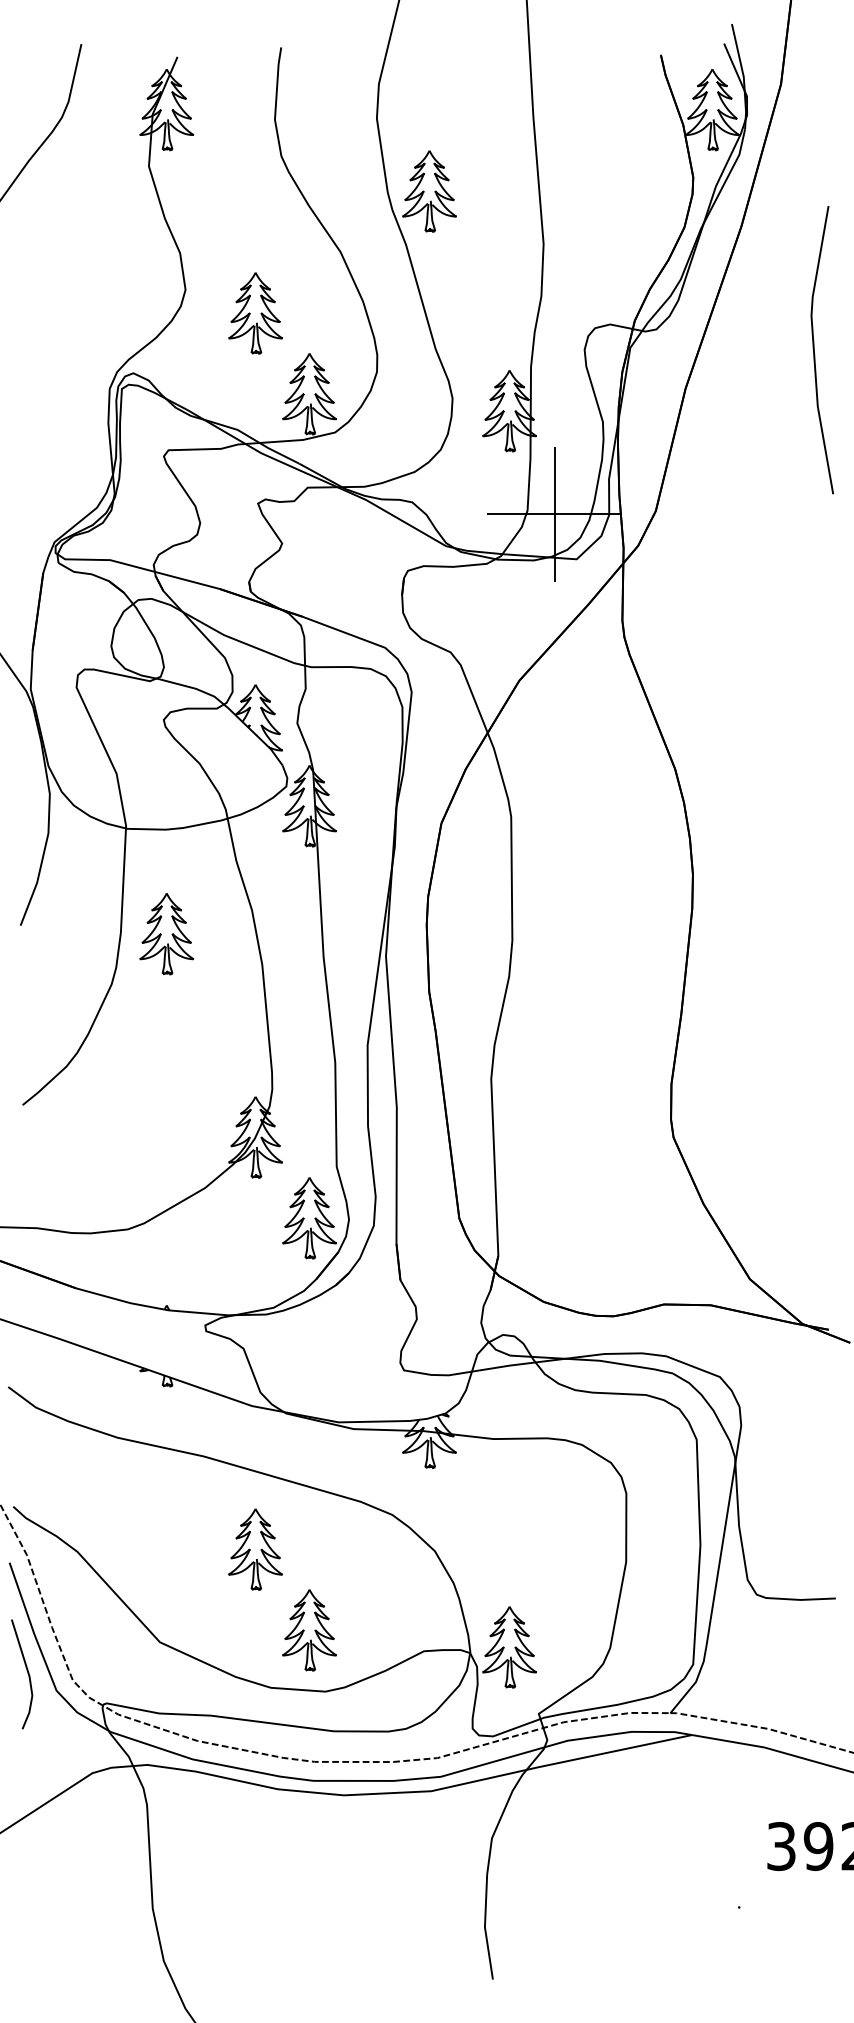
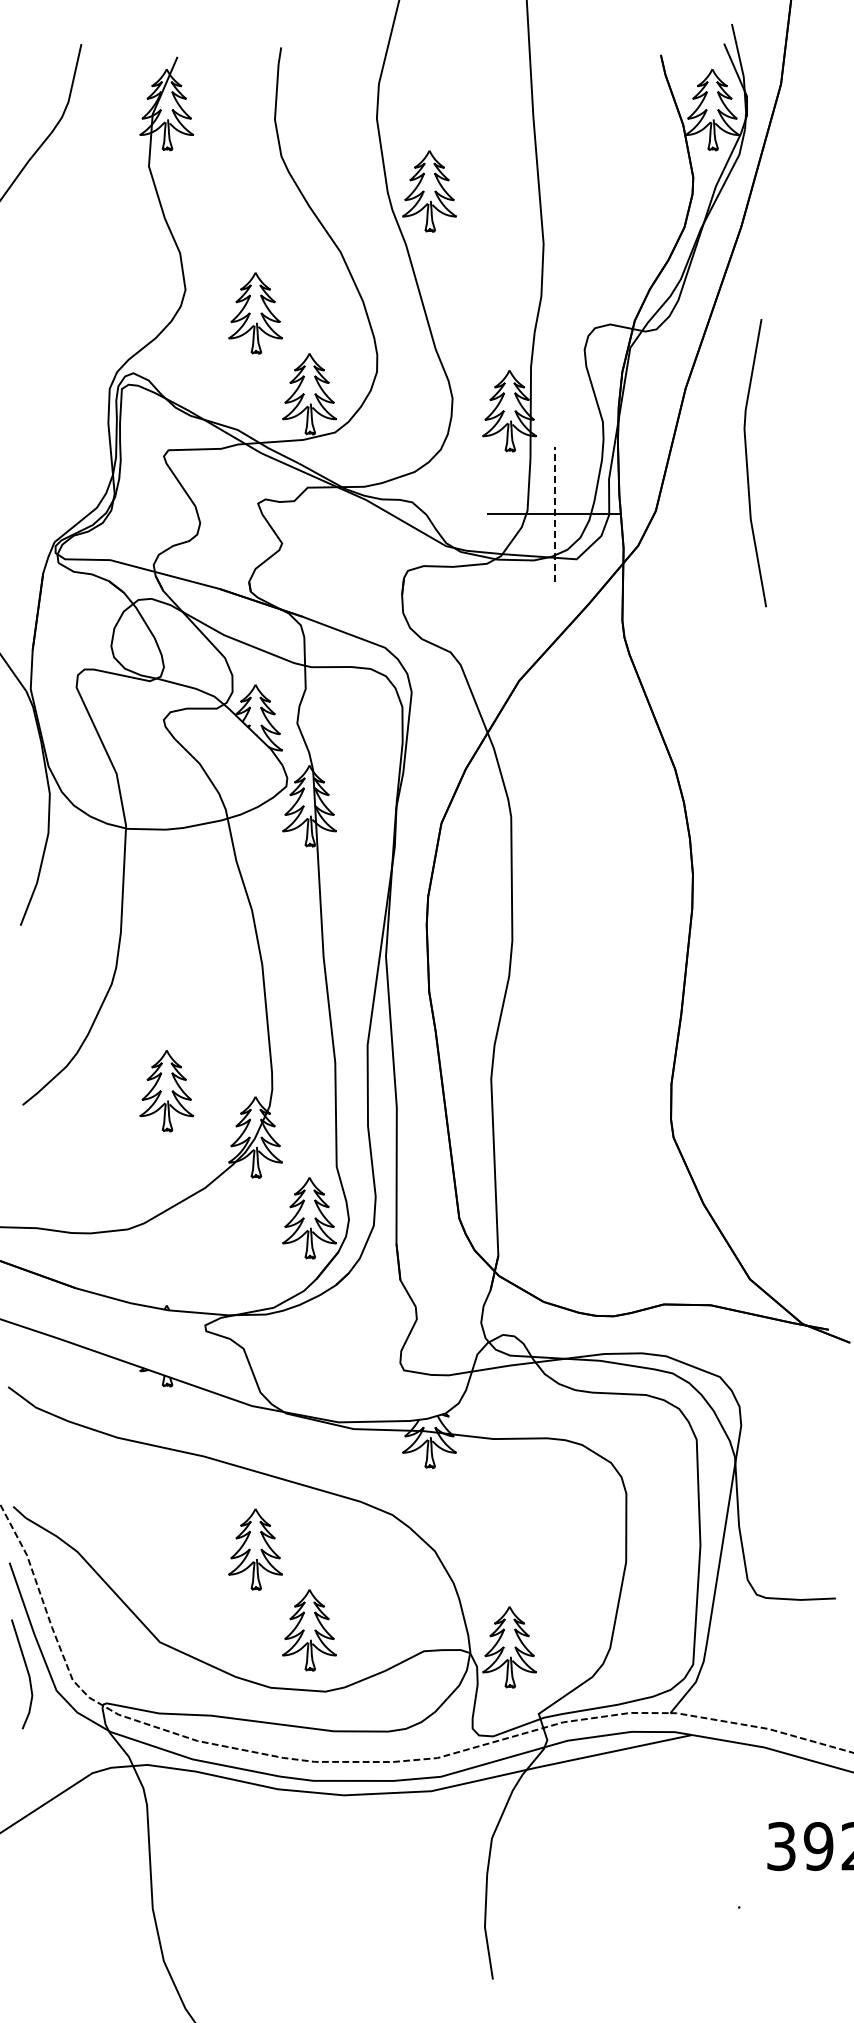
line position: (814, 350) -> (747, 463) (747, 463)
line: solid -> dashed (554, 514)
part position: (166, 934) -> (166, 1091) (166, 1091)
